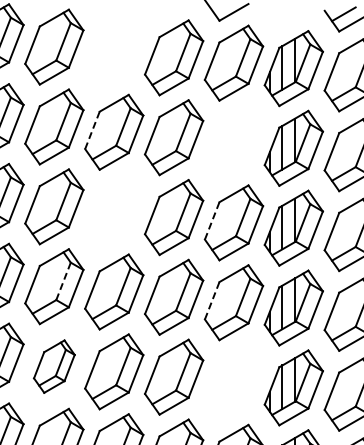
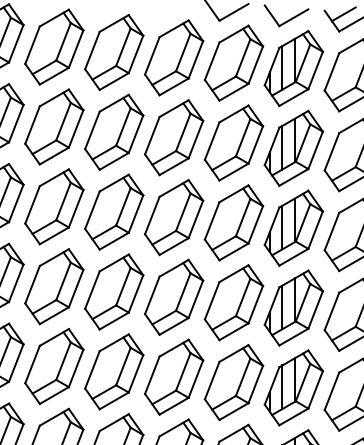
part: none -> present (286, 15)
part: none -> present (114, 52)
line: dashed -> solid (92, 129)
part: none -> present (233, 142)
part: none -> present (114, 211)
line: dashed -> solid (212, 220)
line: dashed -> solid (63, 280)
line: dashed -> solid (212, 300)
part size: 44x55 px -> 61x78 px (54, 366)
part: none -> present (233, 382)
